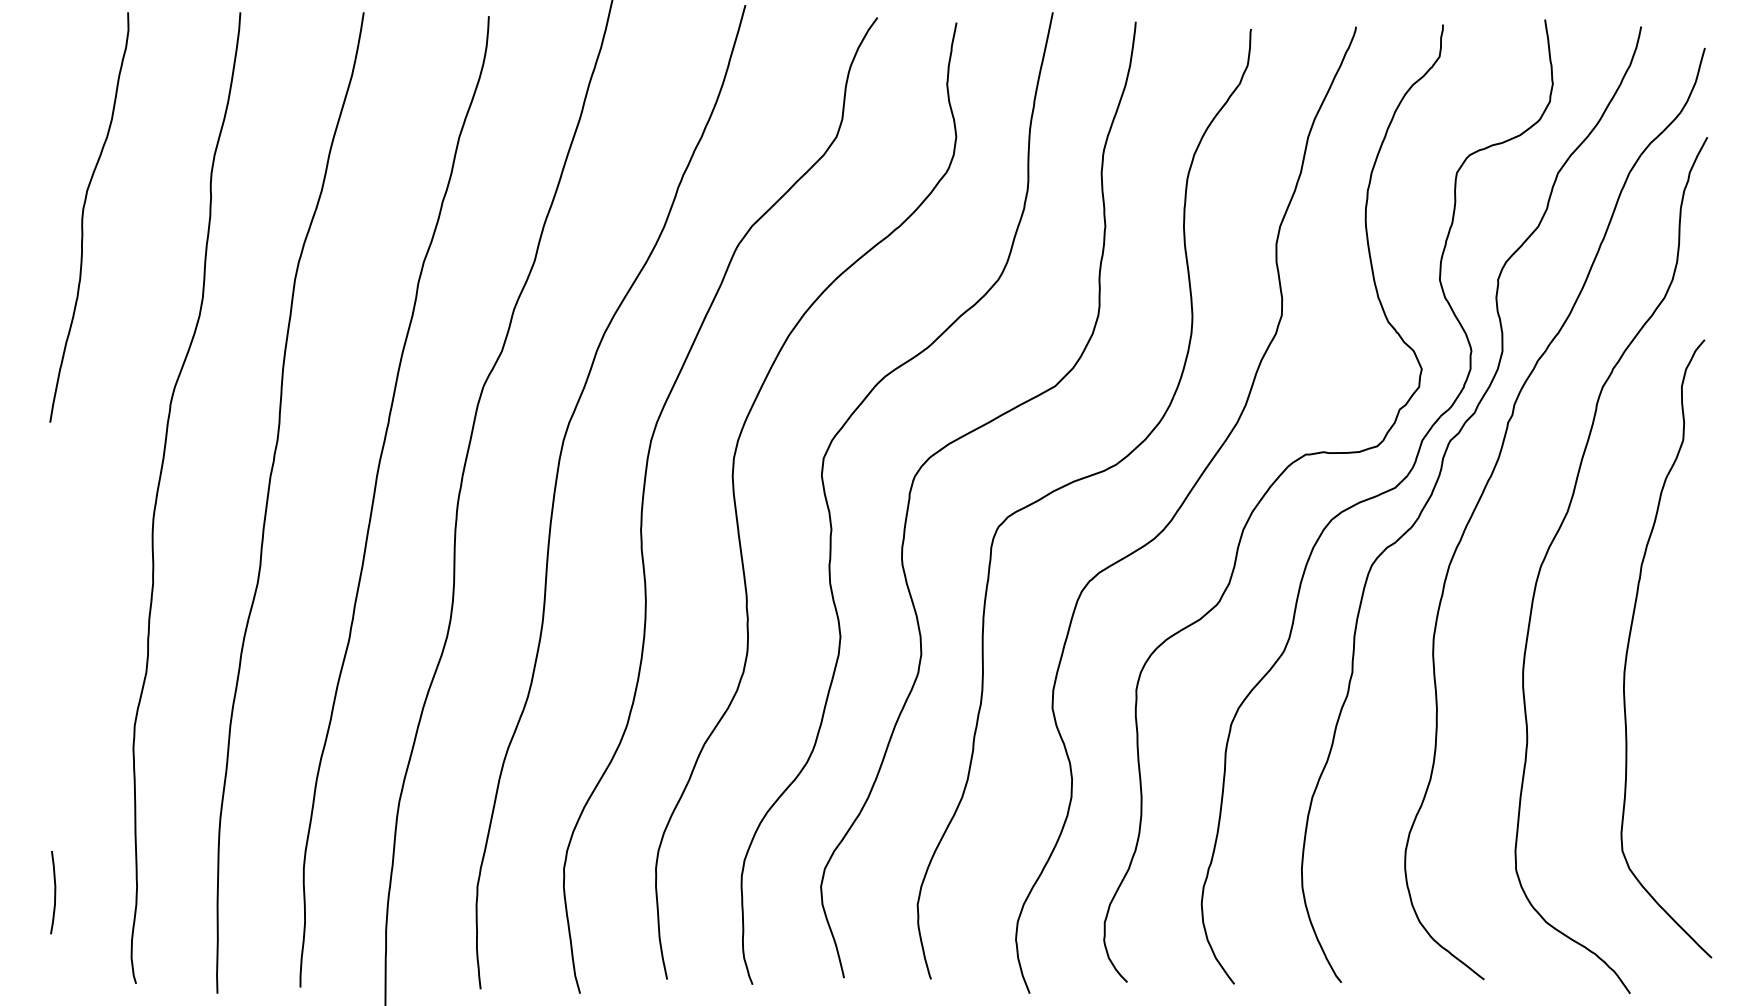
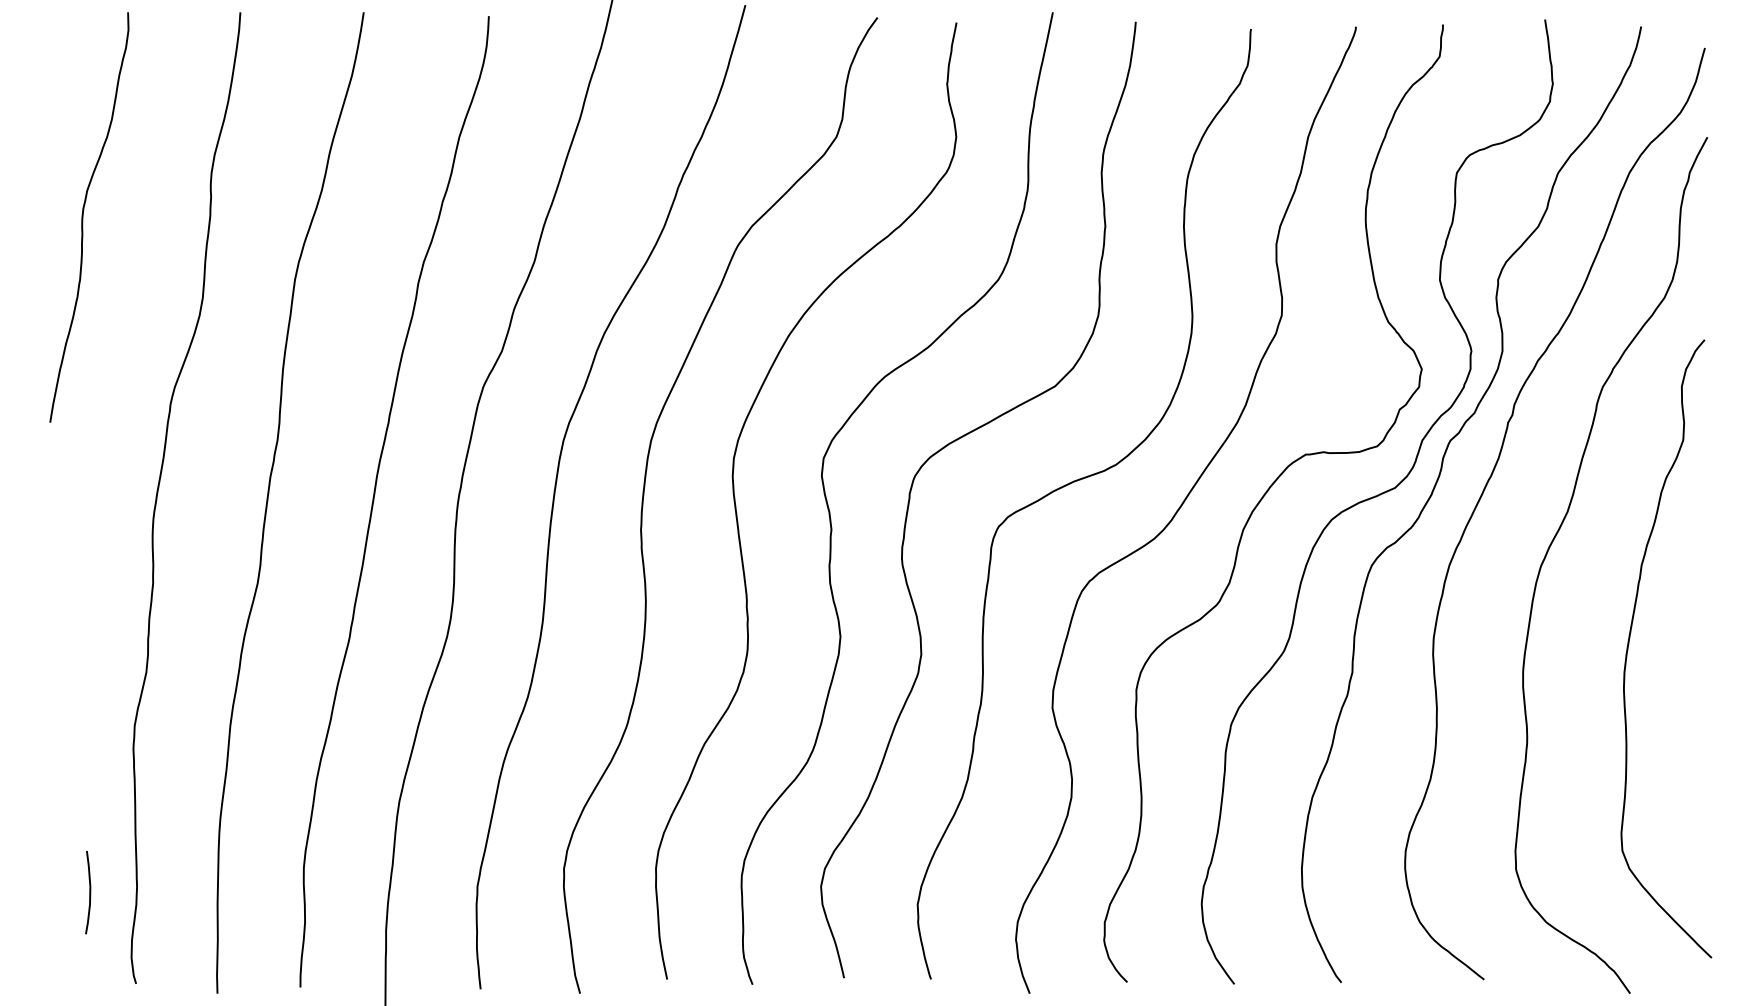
curve position: (54, 892) -> (89, 892) (89, 892)
